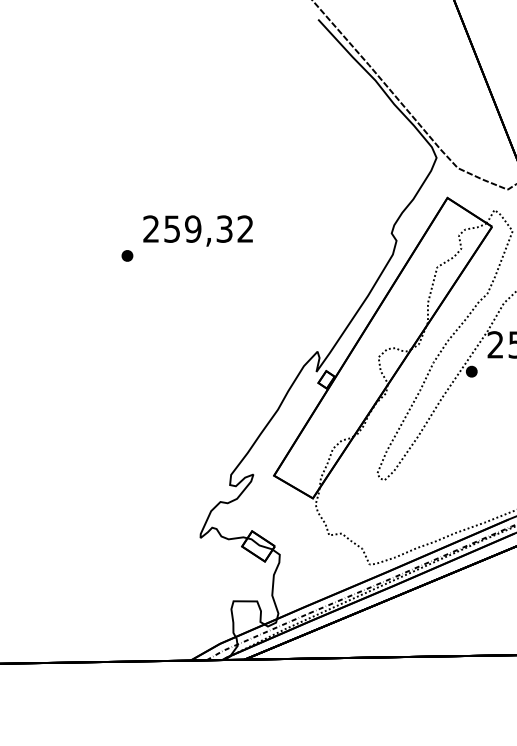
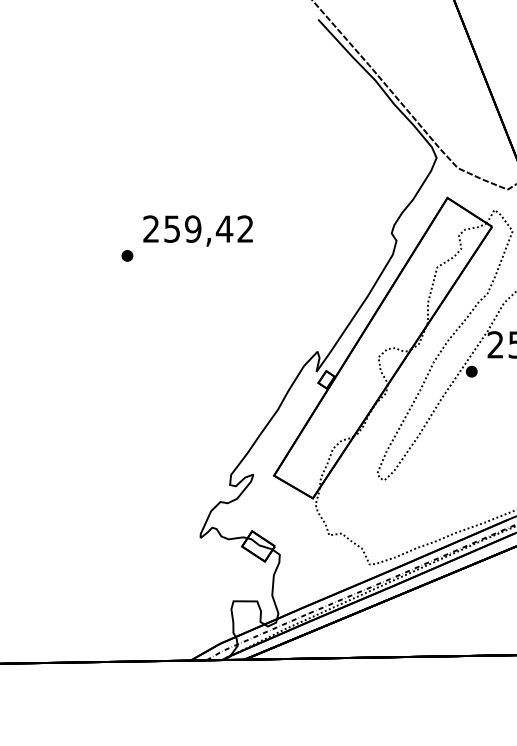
text: 259,32 -> 259,42 (224, 228)
